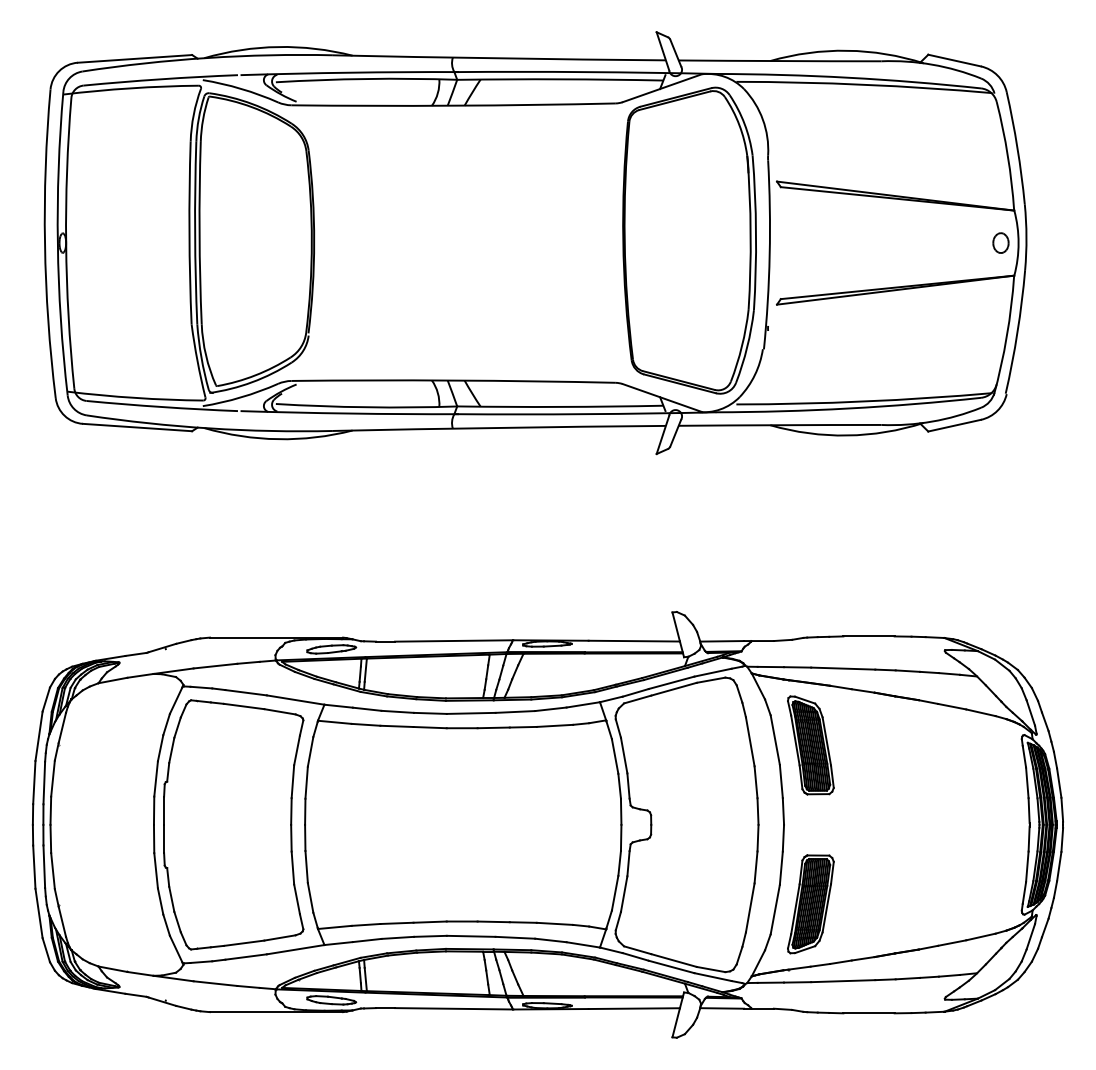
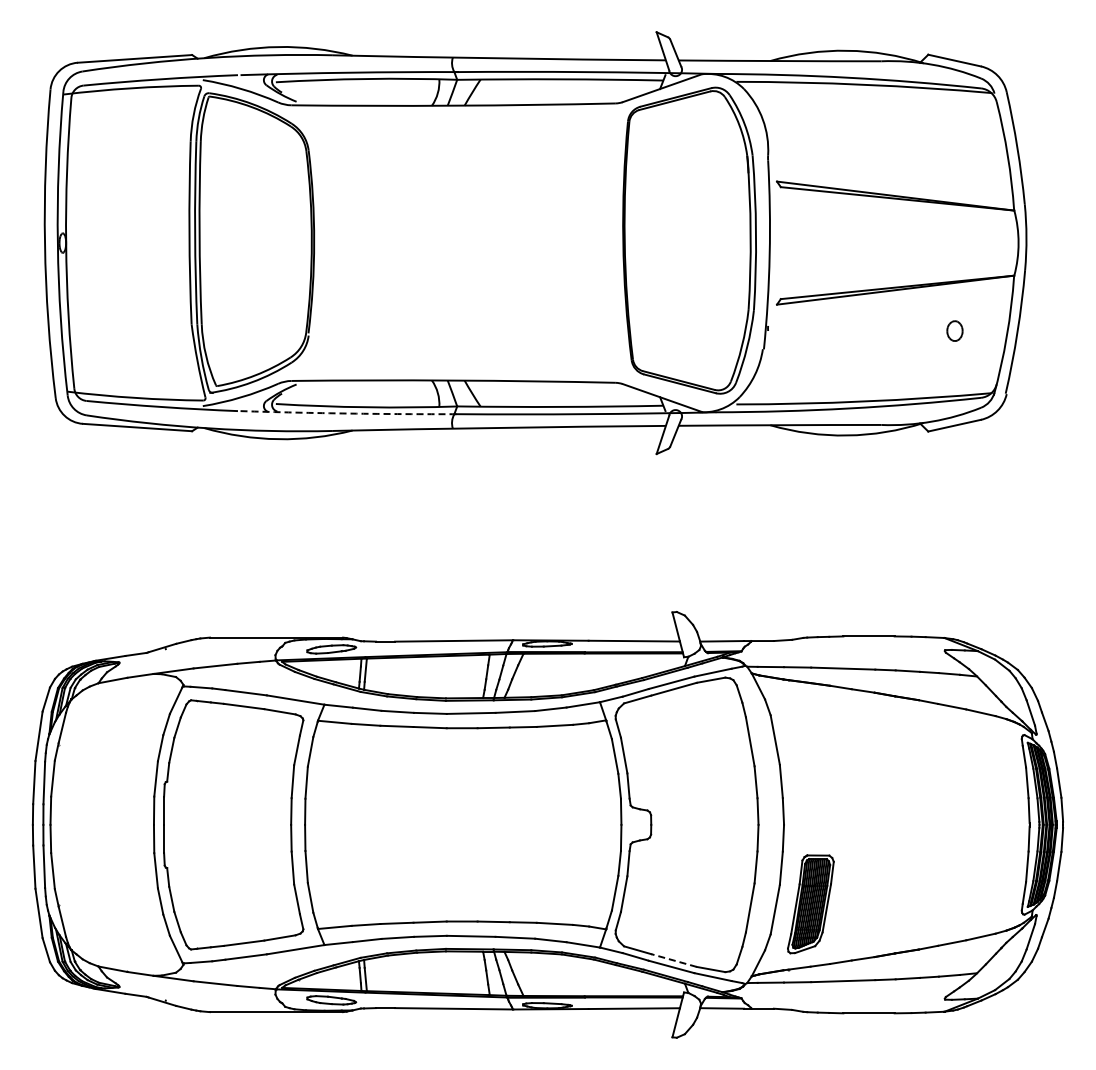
part position: (1000, 242) -> (954, 330) (954, 330)
arc: solid -> dashed (349, 413)
part: present -> none (810, 745)
line: solid -> dashed (674, 960)
